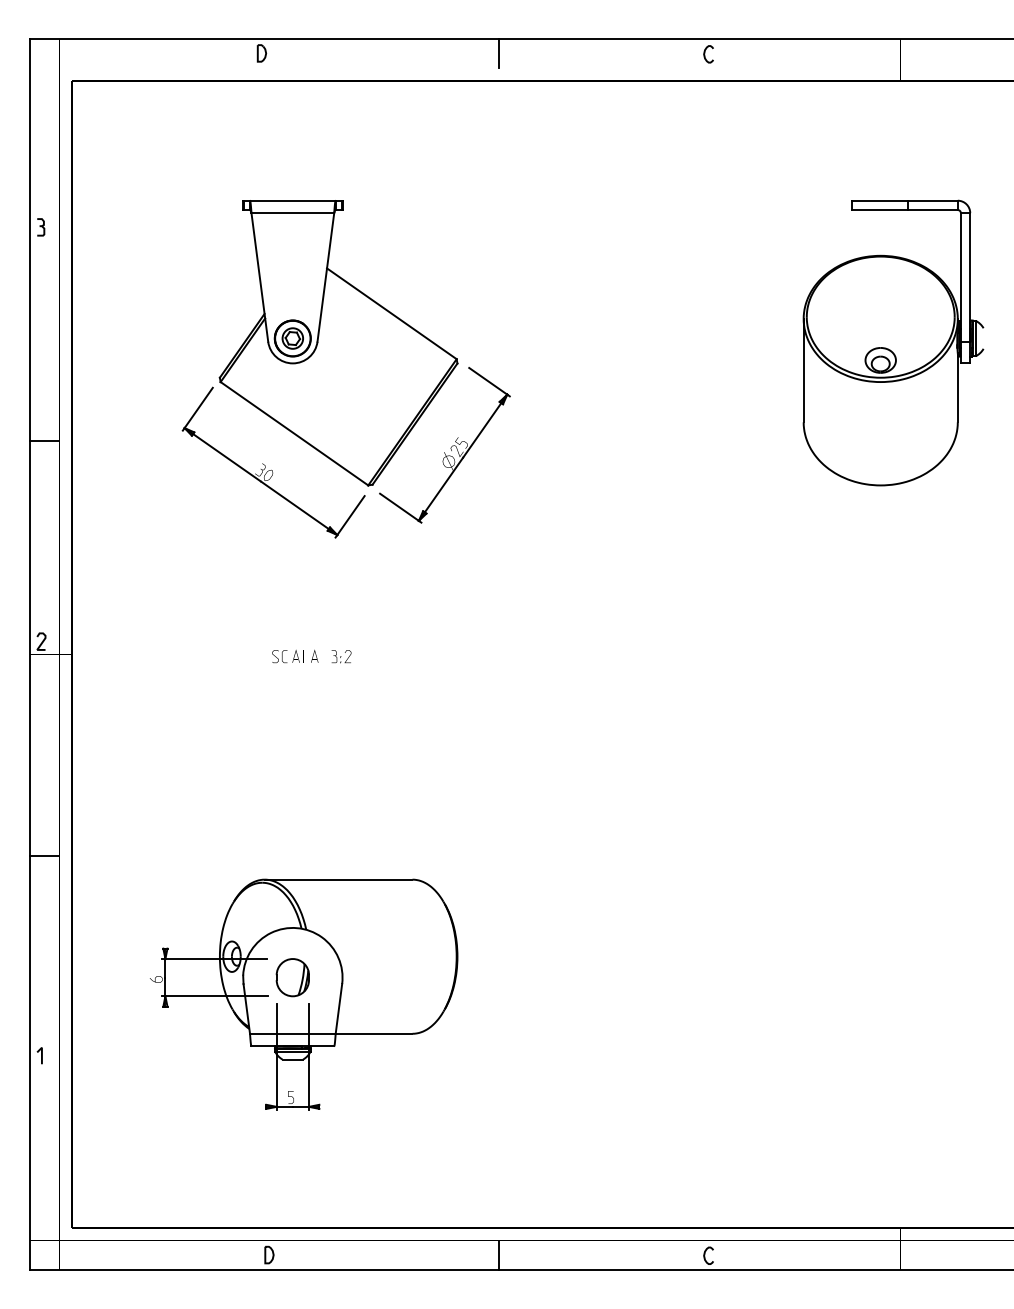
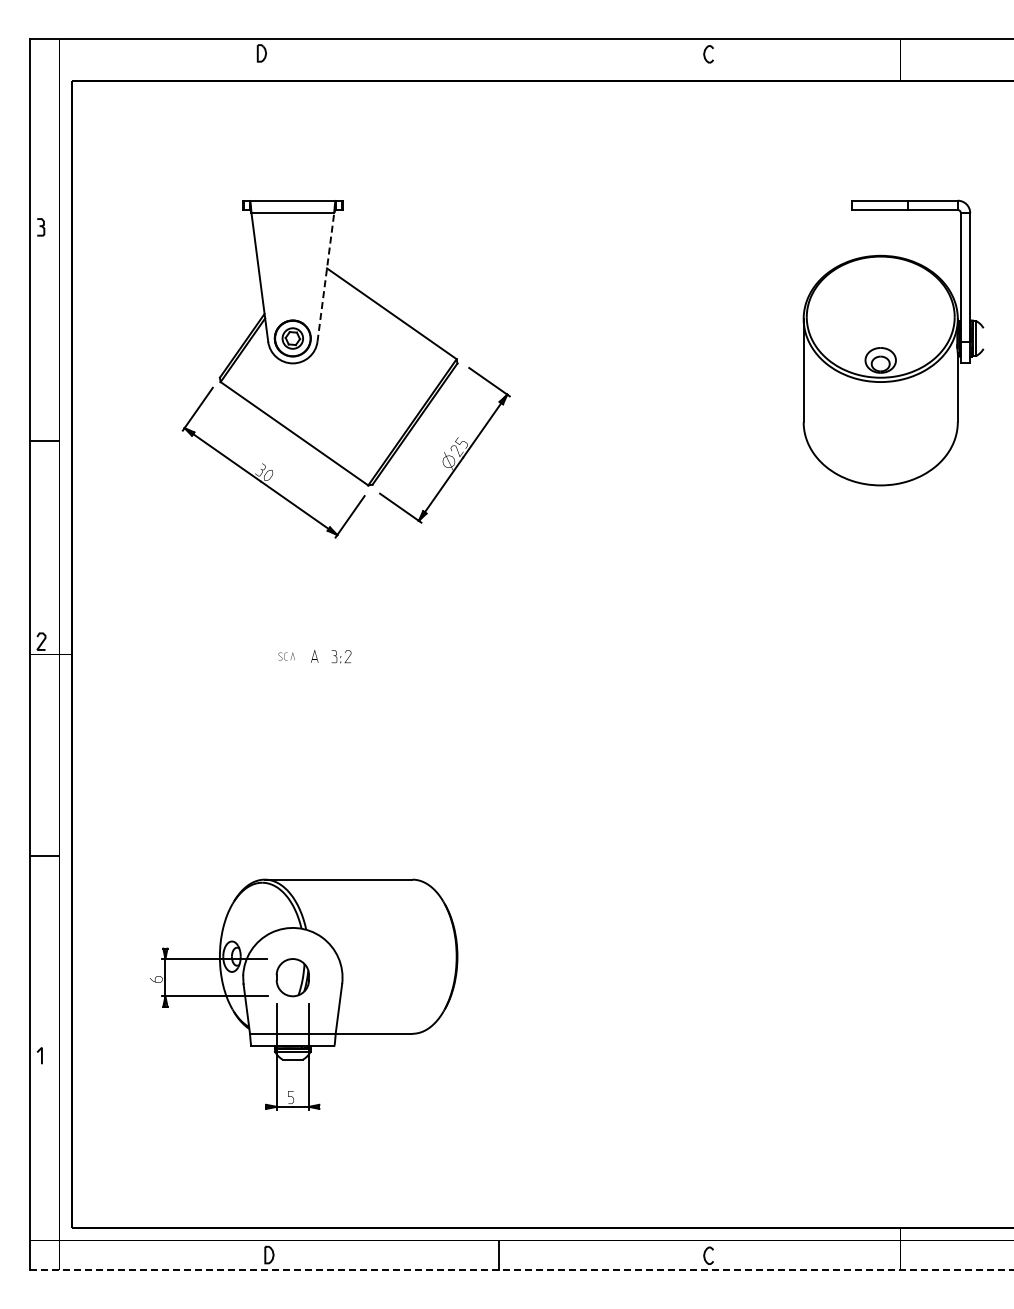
line: present -> none (498, 53)
line: solid -> dashed (325, 277)
part size: 32x15 px -> 17x9 px (286, 656)
line: solid -> dashed (522, 1269)
